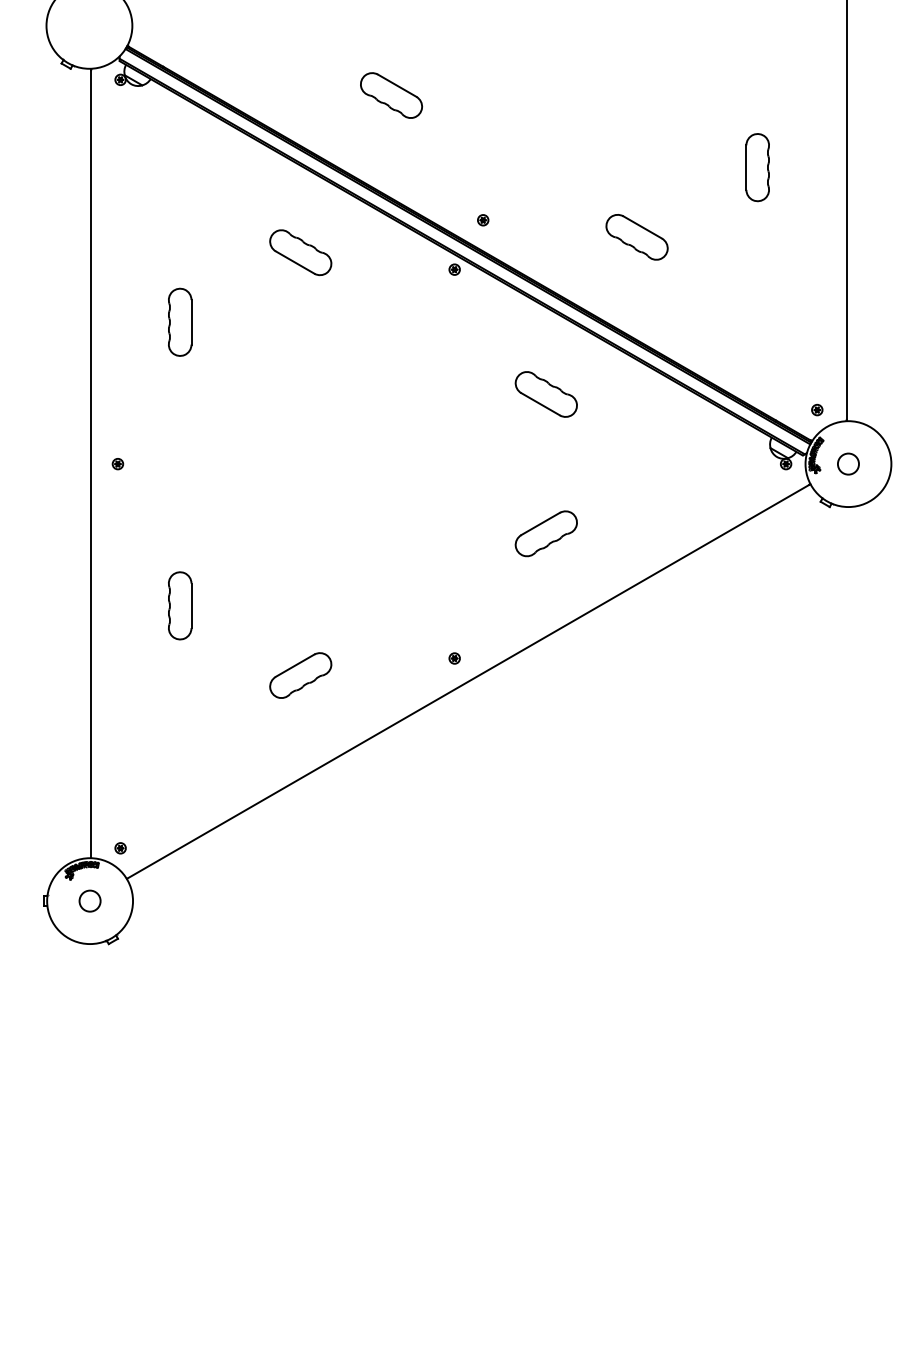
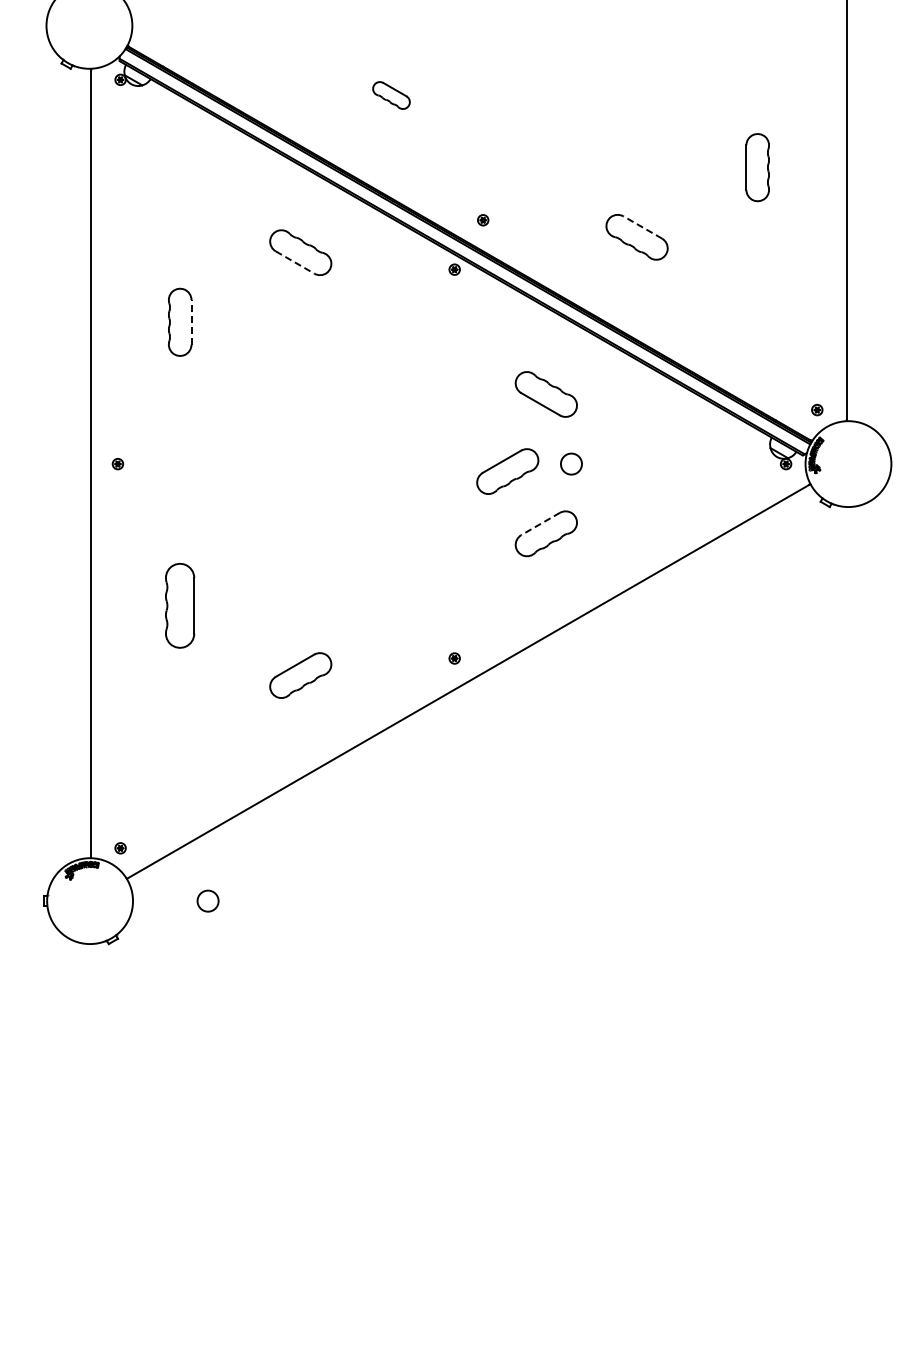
part size: 63x47 px -> 39x29 px (391, 95)
line: solid -> dashed (642, 227)
line: solid -> dashed (295, 262)
line: solid -> dashed (191, 321)
circle position: (848, 463) -> (571, 463) (571, 463)
part: none -> present (507, 471)
line: solid -> dashed (540, 524)
part size: 25x70 px -> 31x87 px (180, 605)
circle position: (89, 900) -> (207, 900) (207, 900)
